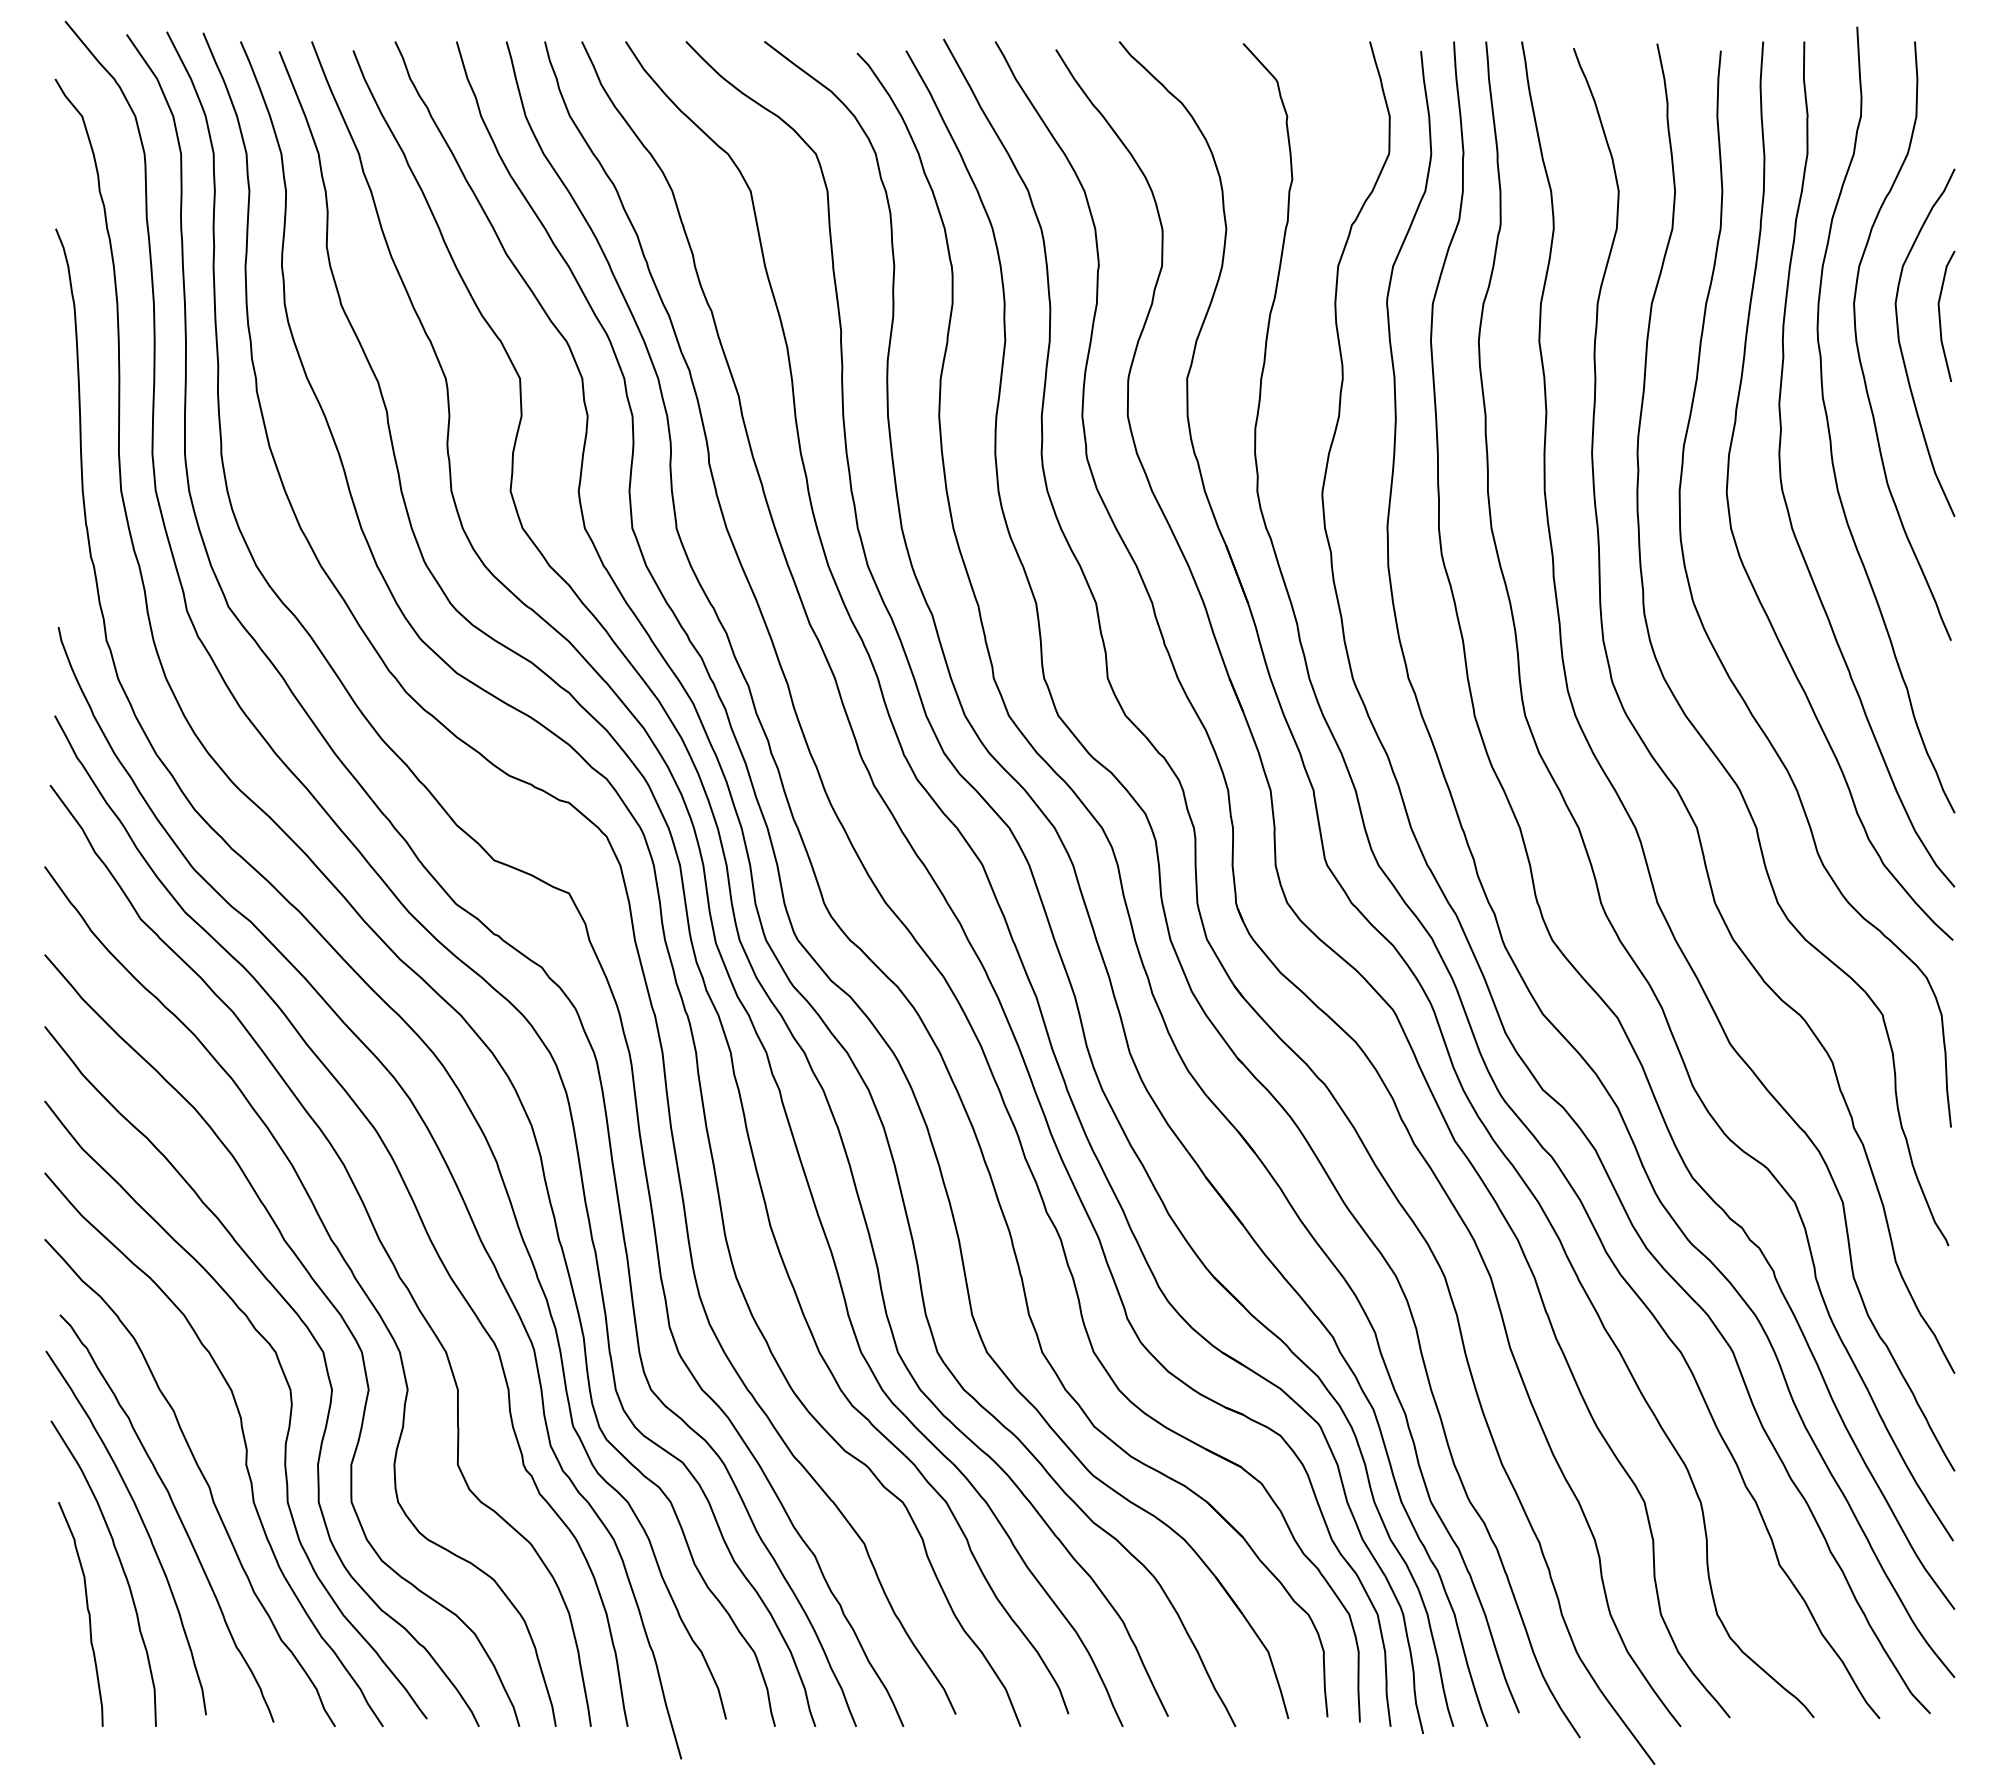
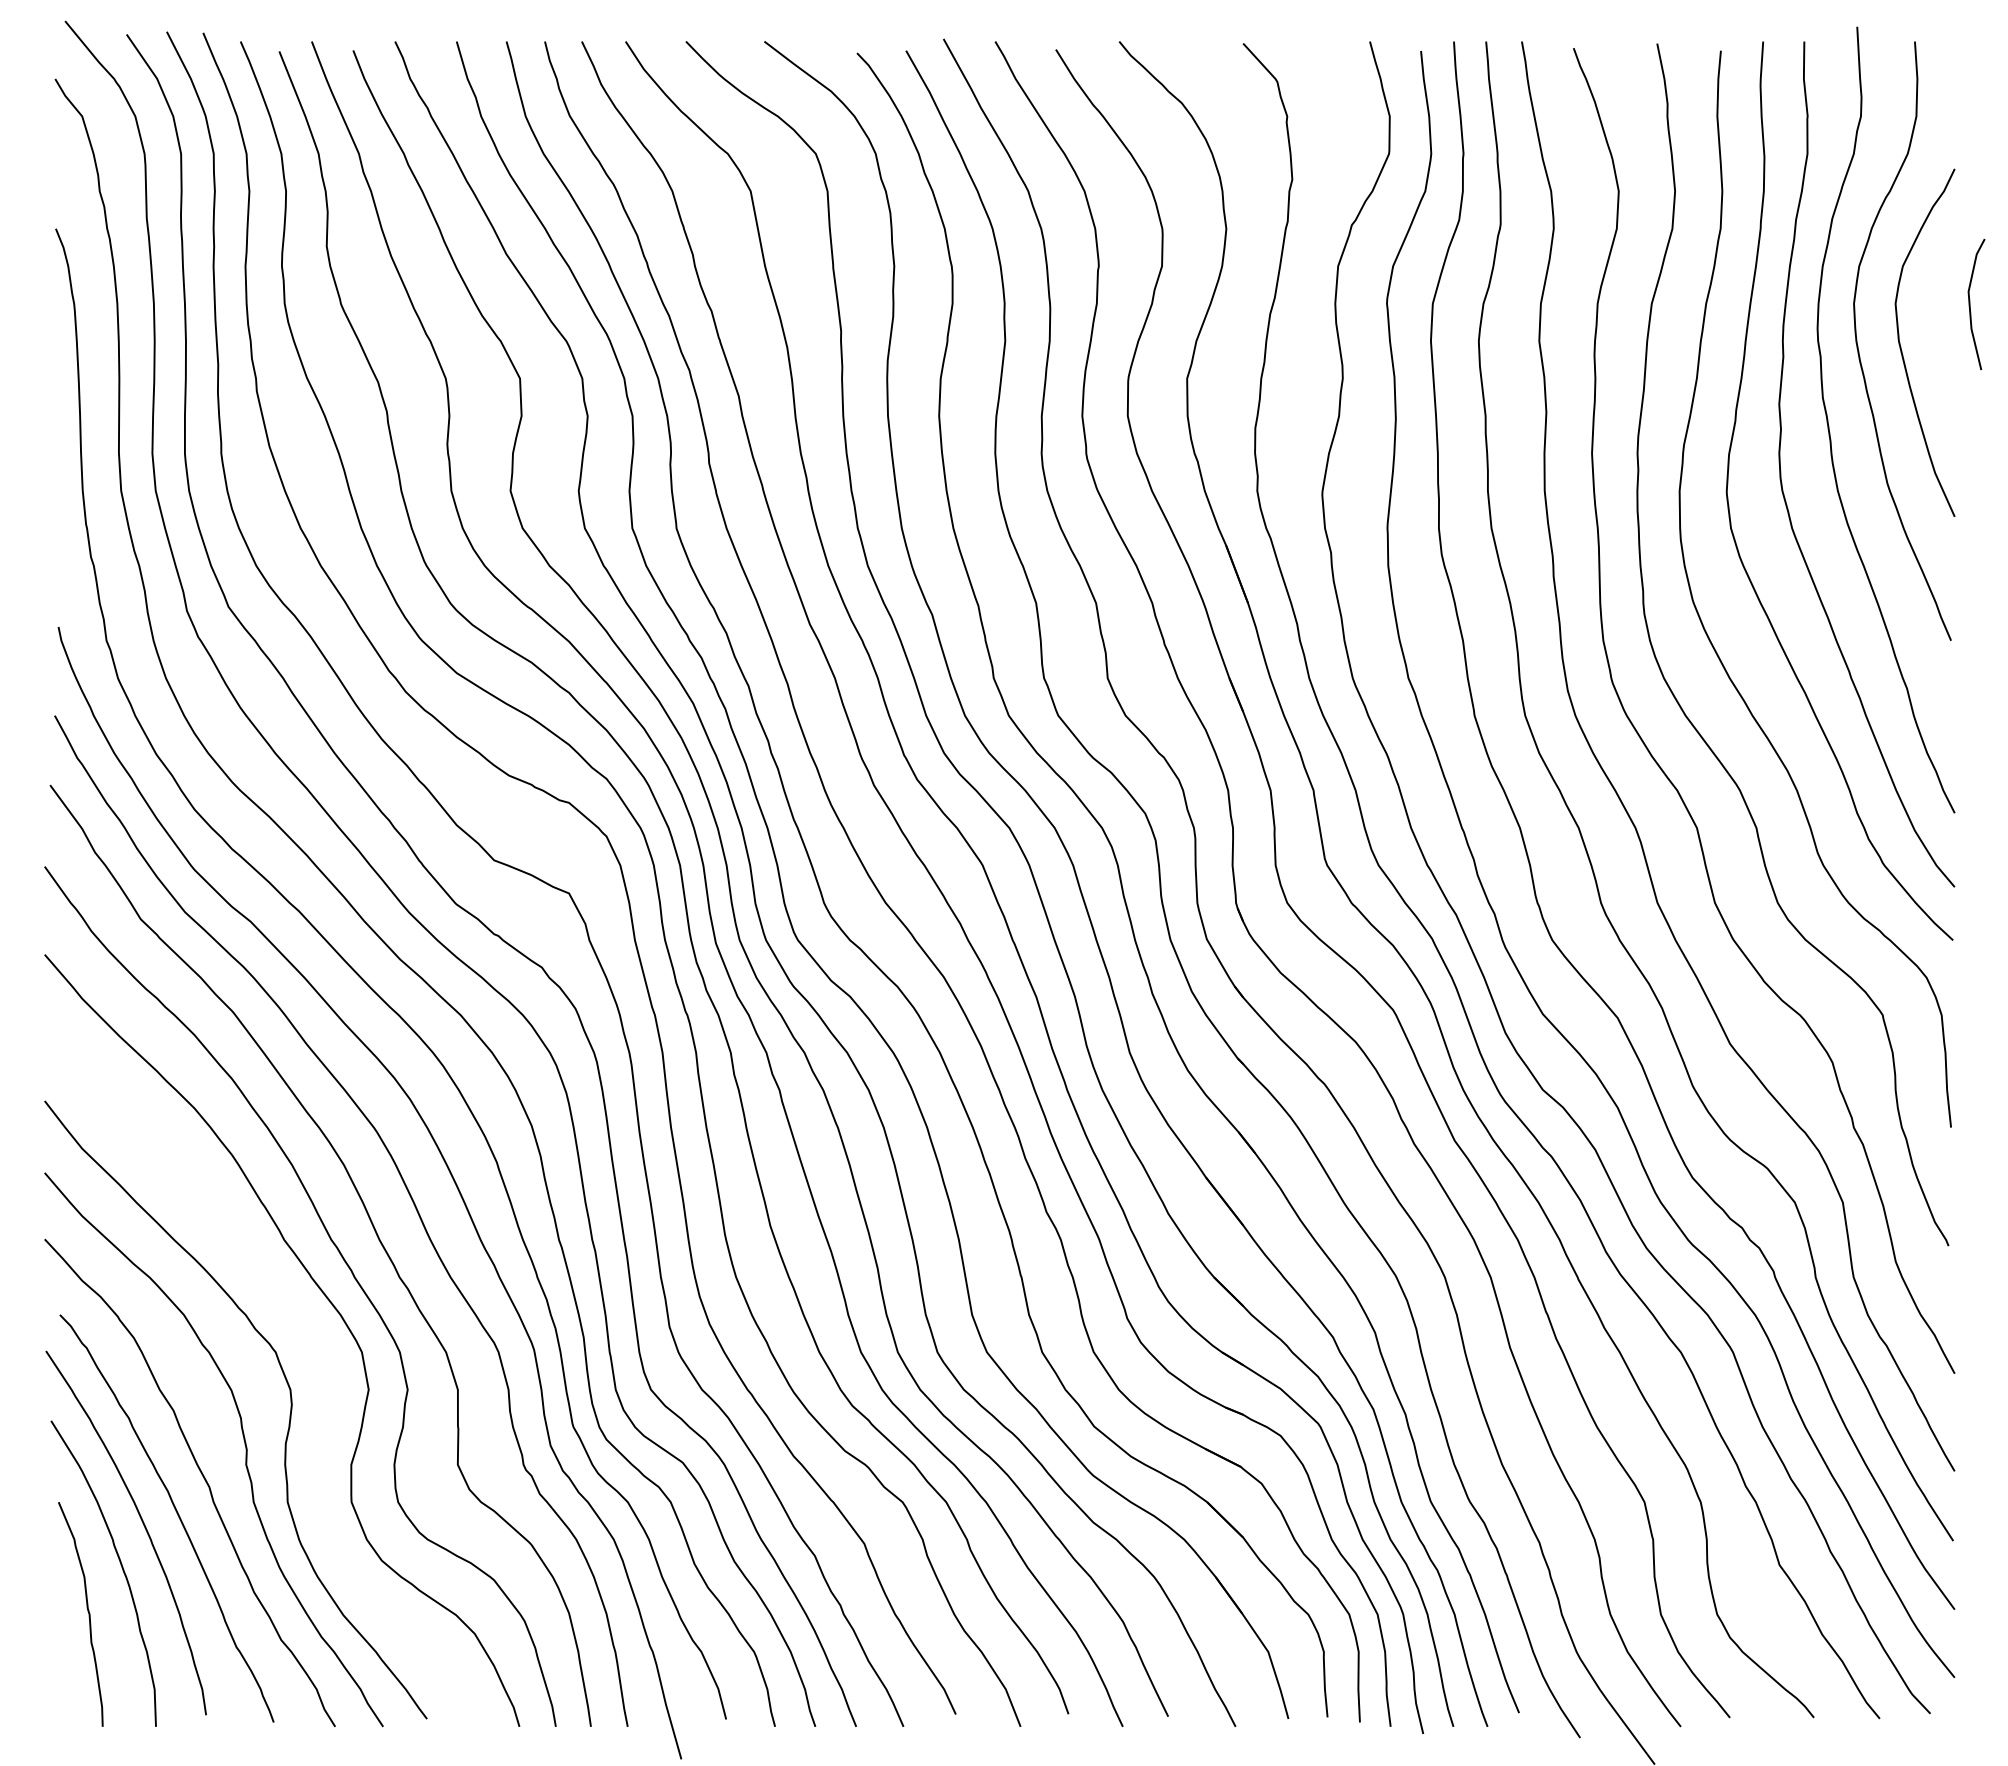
line position: (1940, 316) -> (1970, 304) (1970, 304)
curve: present -> none (315, 1342)
